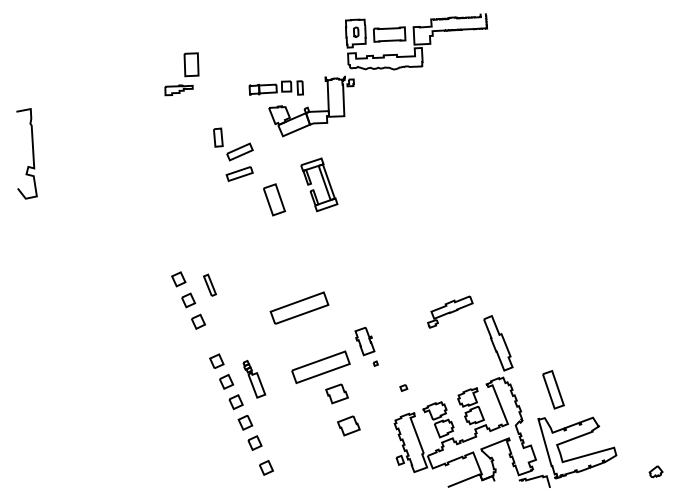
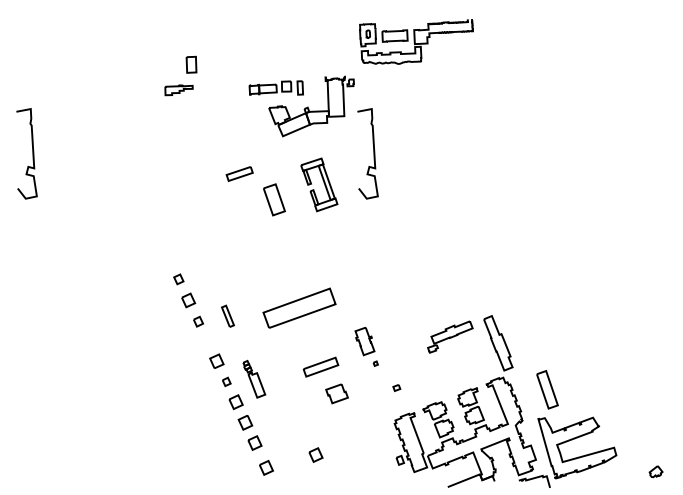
part size: 143x58 px -> 115x46 px (416, 41)
part size: 17x26 px -> 13x19 px (191, 64)
part: present -> none (233, 144)
curve: none -> present (373, 153)
part size: 16x17 px -> 12x13 px (178, 279)
part position: (209, 284) -> (227, 315) (227, 315)
part size: 61x34 px -> 75x42 px (299, 307)
part position: (450, 311) -> (450, 336) (450, 336)
part size: 15x17 px -> 11x13 px (198, 321)
part size: 60x34 px -> 38x22 px (320, 366)
part size: 16x16 px -> 10x11 px (226, 381)
part position: (403, 387) -> (396, 387) (396, 387)
part position: (553, 389) -> (547, 389) (547, 389)
part: present -> none (348, 425)
part: none -> present (315, 454)
